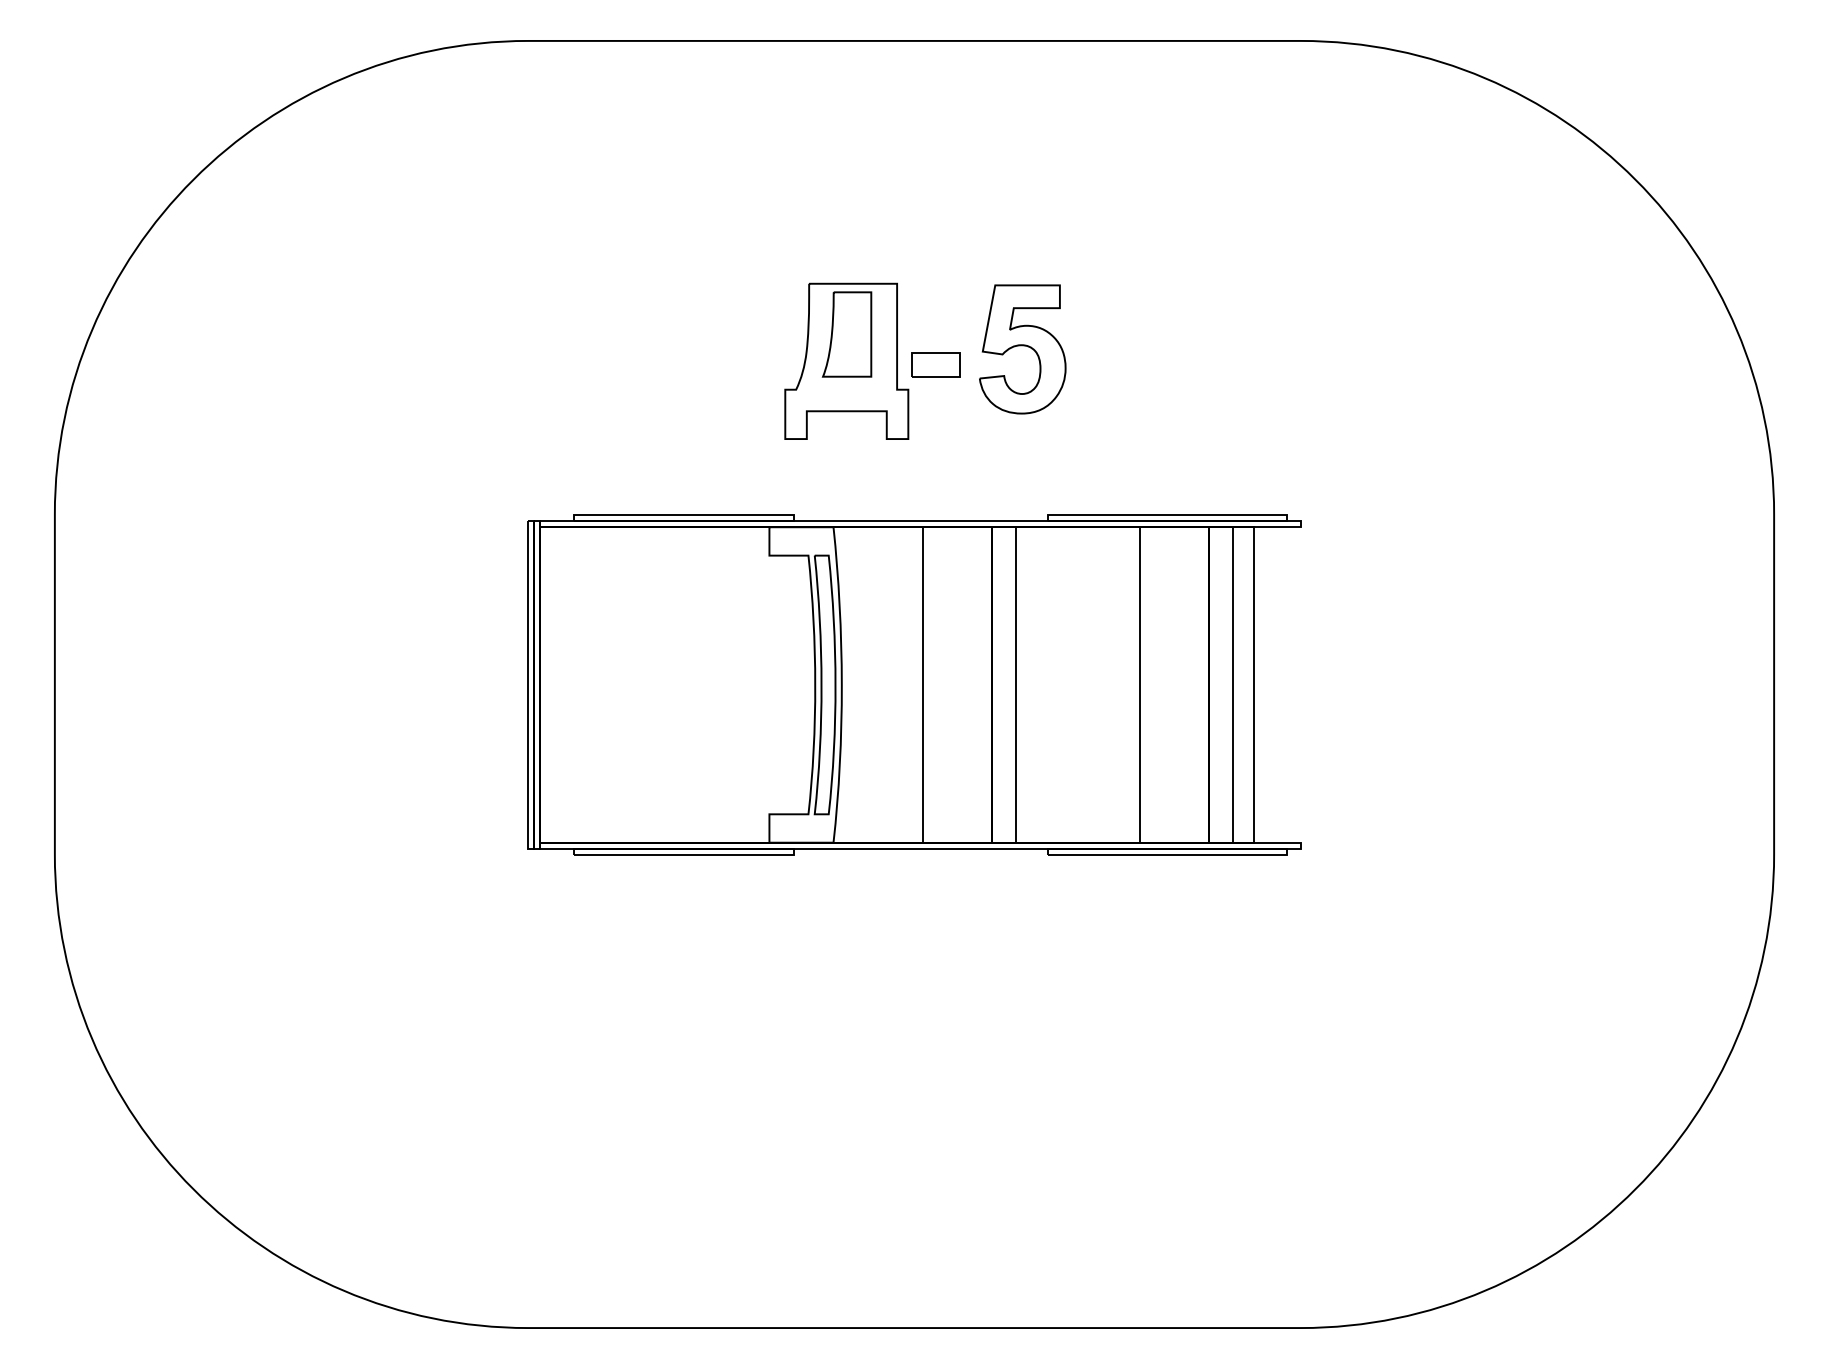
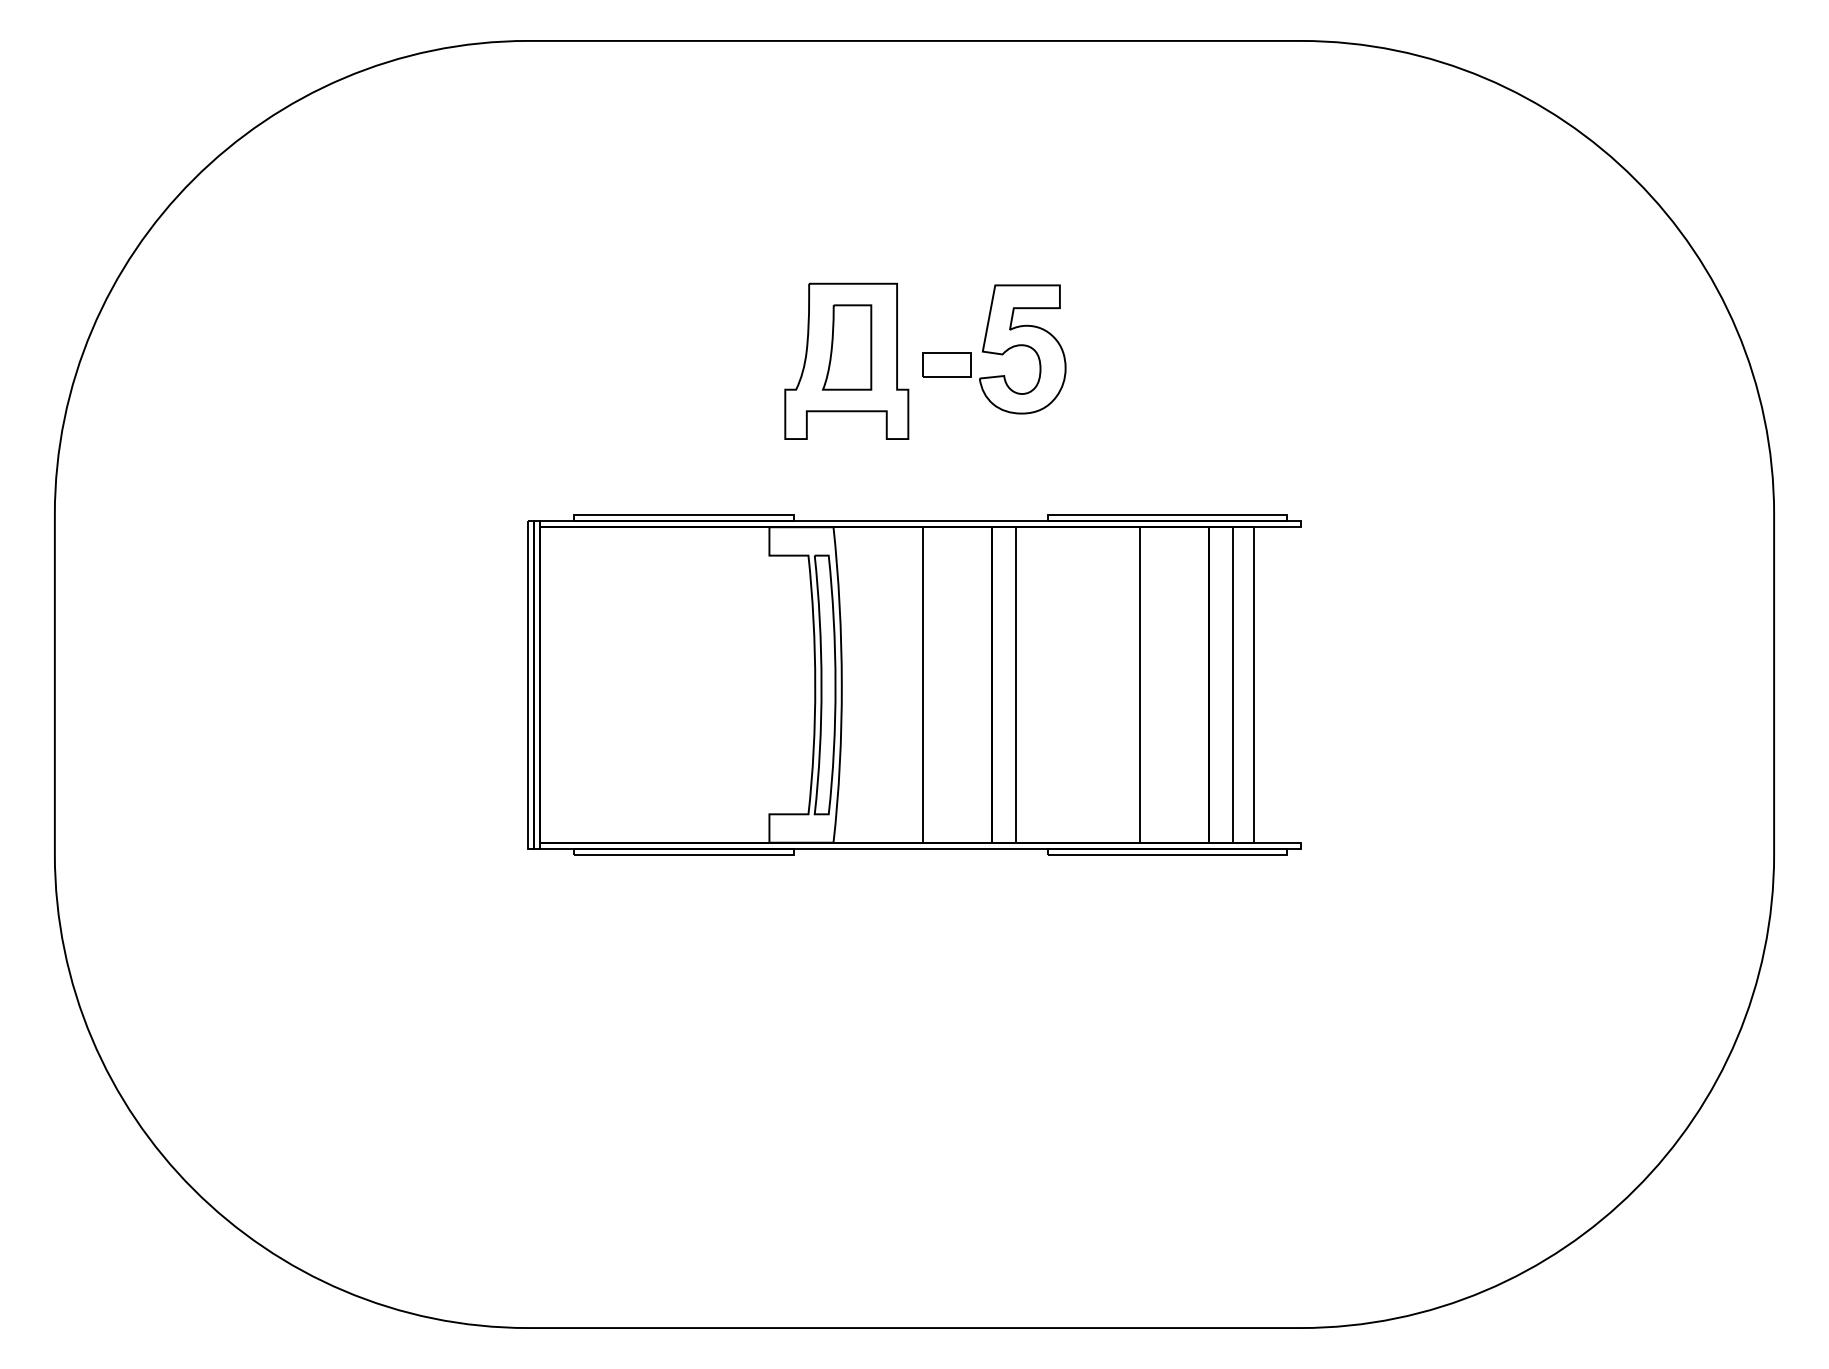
part position: (846, 334) -> (846, 347) (846, 347)
part position: (935, 364) -> (946, 364) (946, 364)
